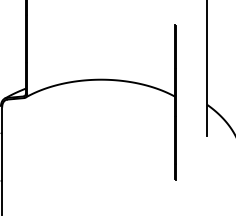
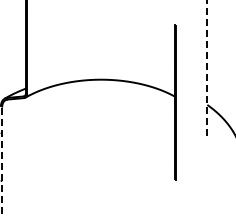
line: solid -> dashed (207, 68)
line: solid -> dashed (2, 161)
